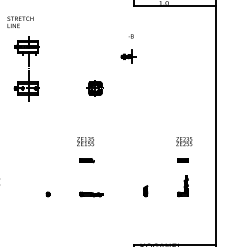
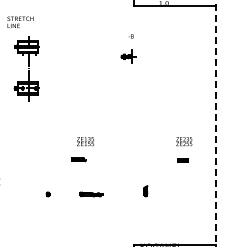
part: present -> none (94, 88)
line: solid -> dashed (215, 123)
part position: (86, 160) -> (78, 159) (78, 159)
part: present -> none (182, 186)
